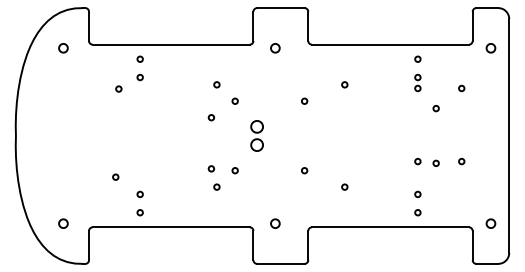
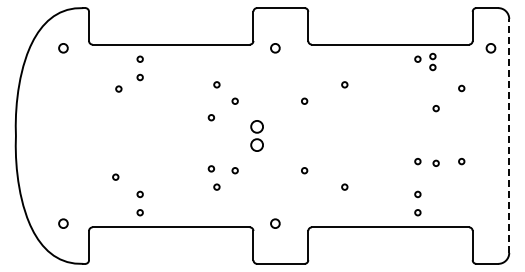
part position: (417, 82) -> (432, 61) (432, 61)
line: solid -> dashed (509, 136)
circle: present -> none (490, 223)
